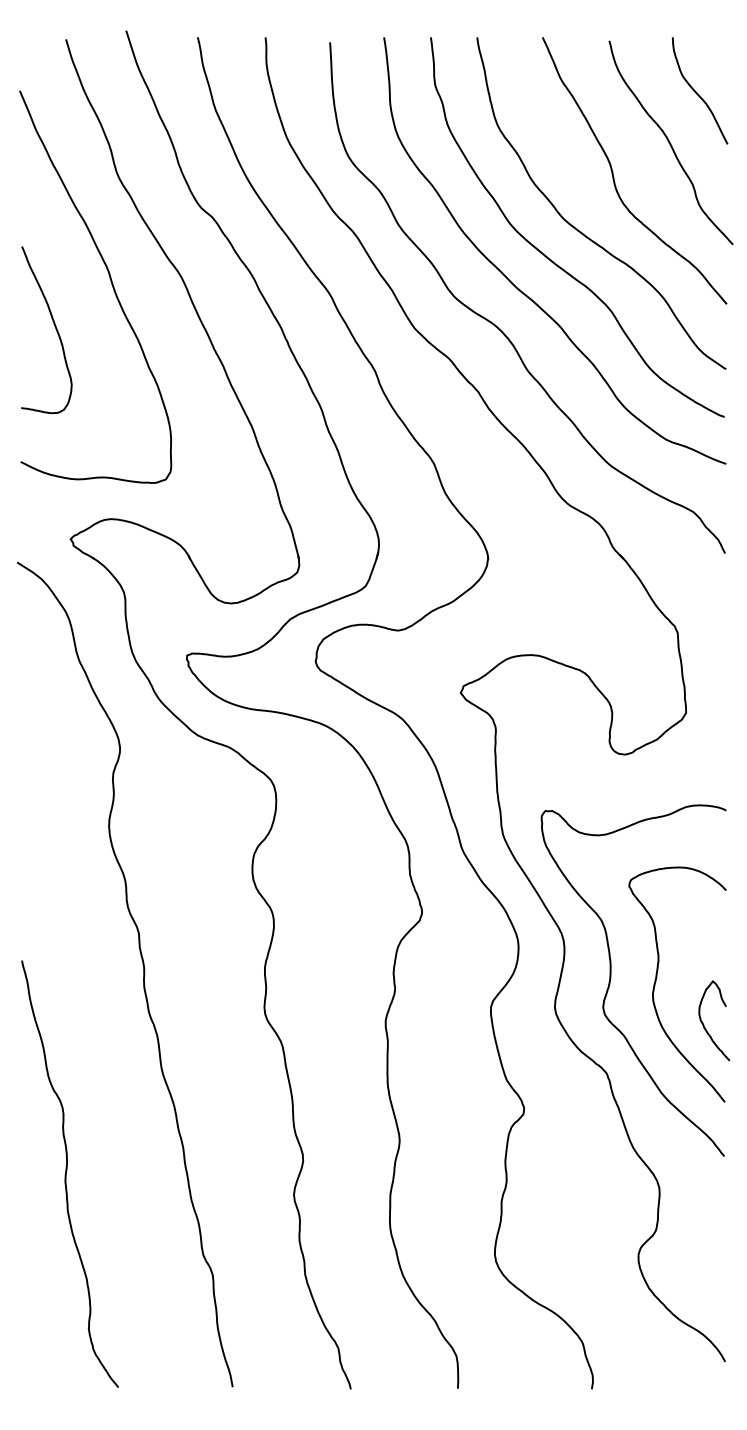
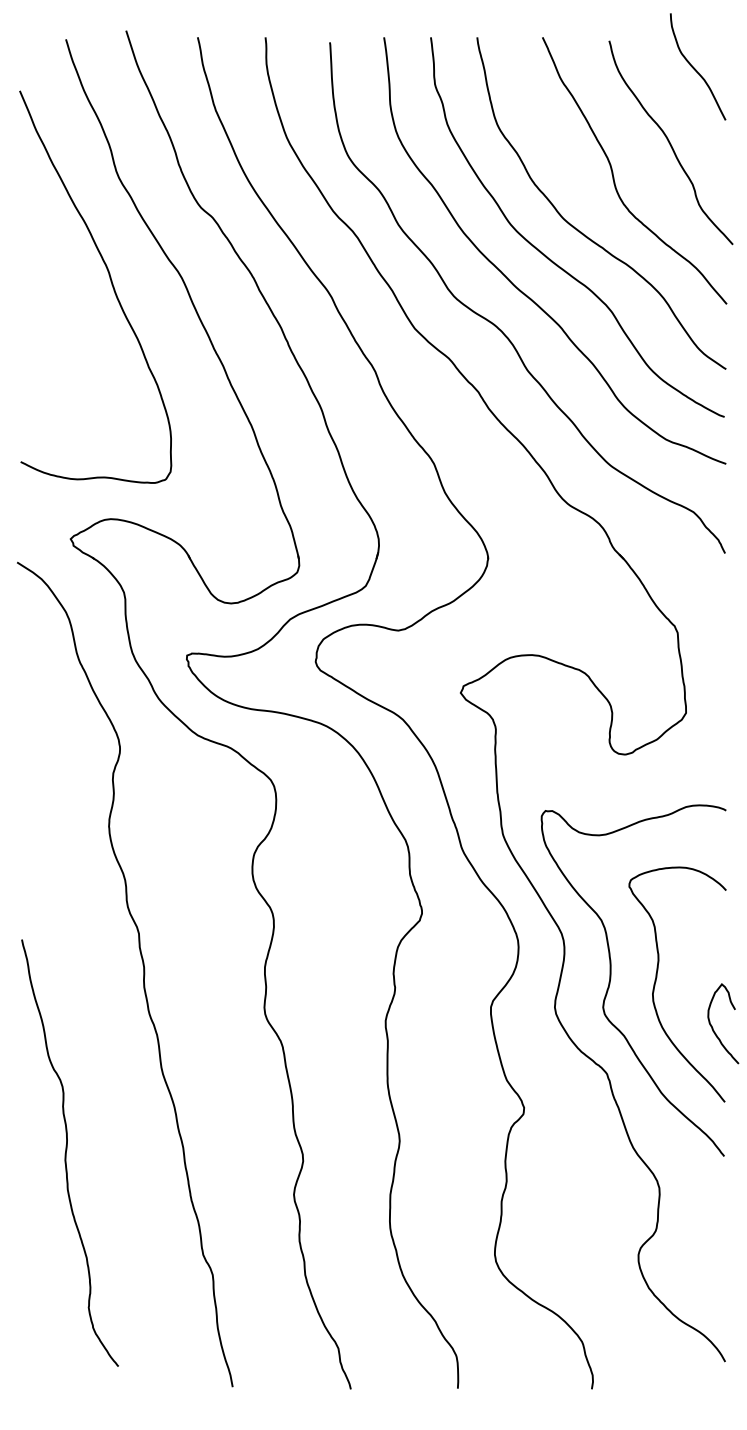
curve position: (697, 92) -> (695, 68) (695, 68)
curve: present -> none (54, 326)
curve position: (704, 1024) -> (713, 1027) (713, 1027)
curve position: (67, 1171) -> (67, 1150) (67, 1150)
